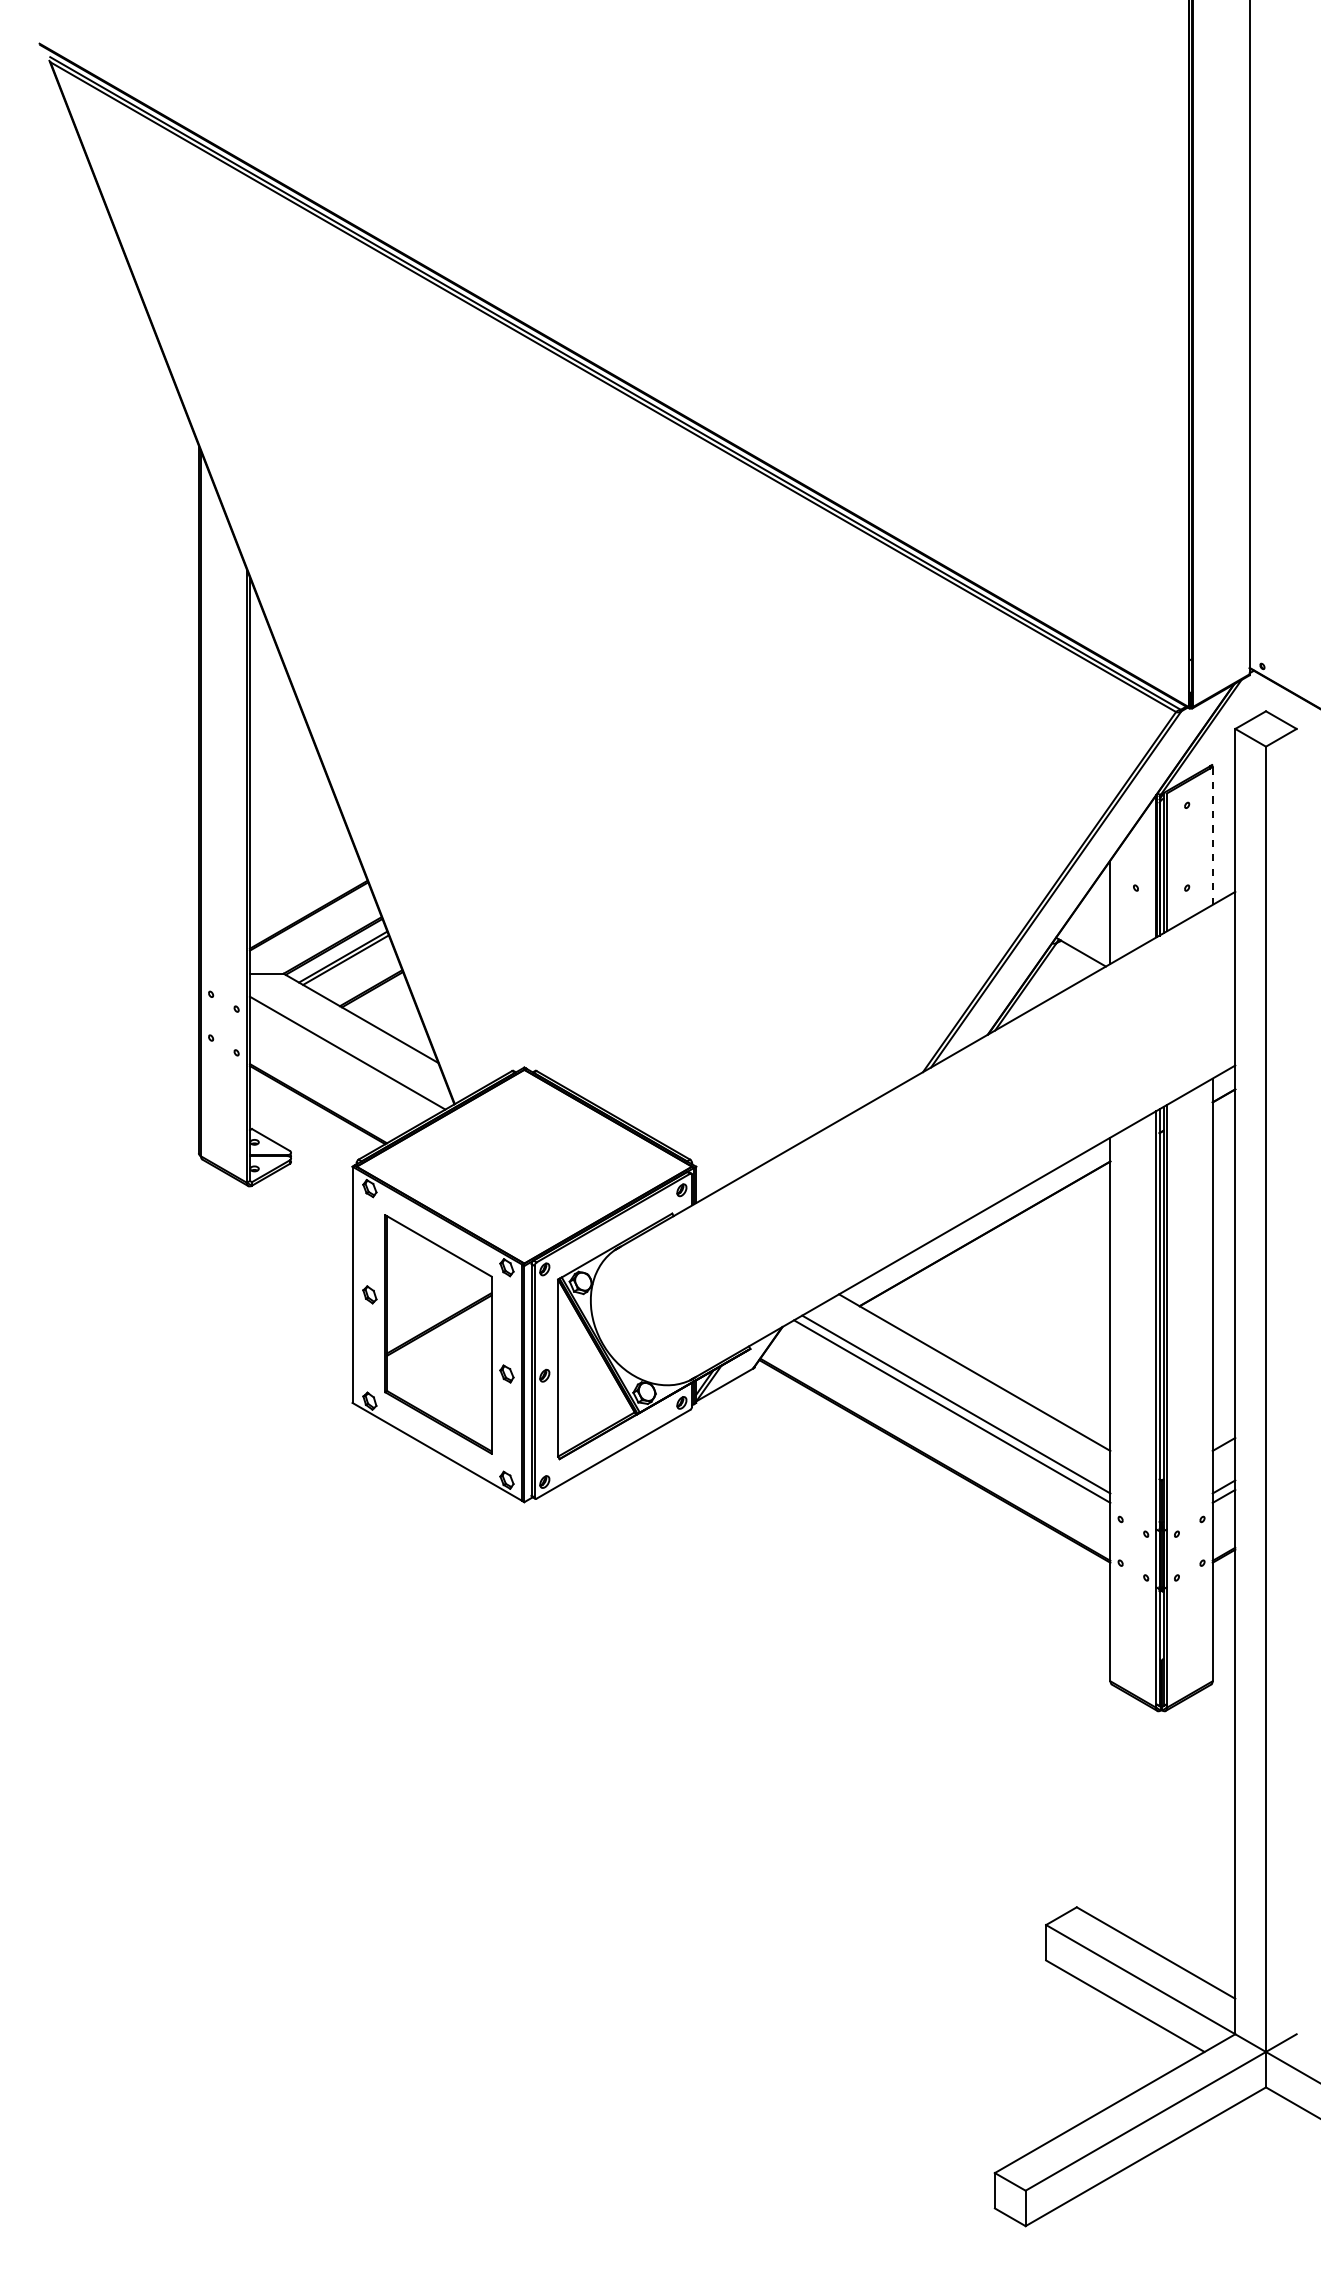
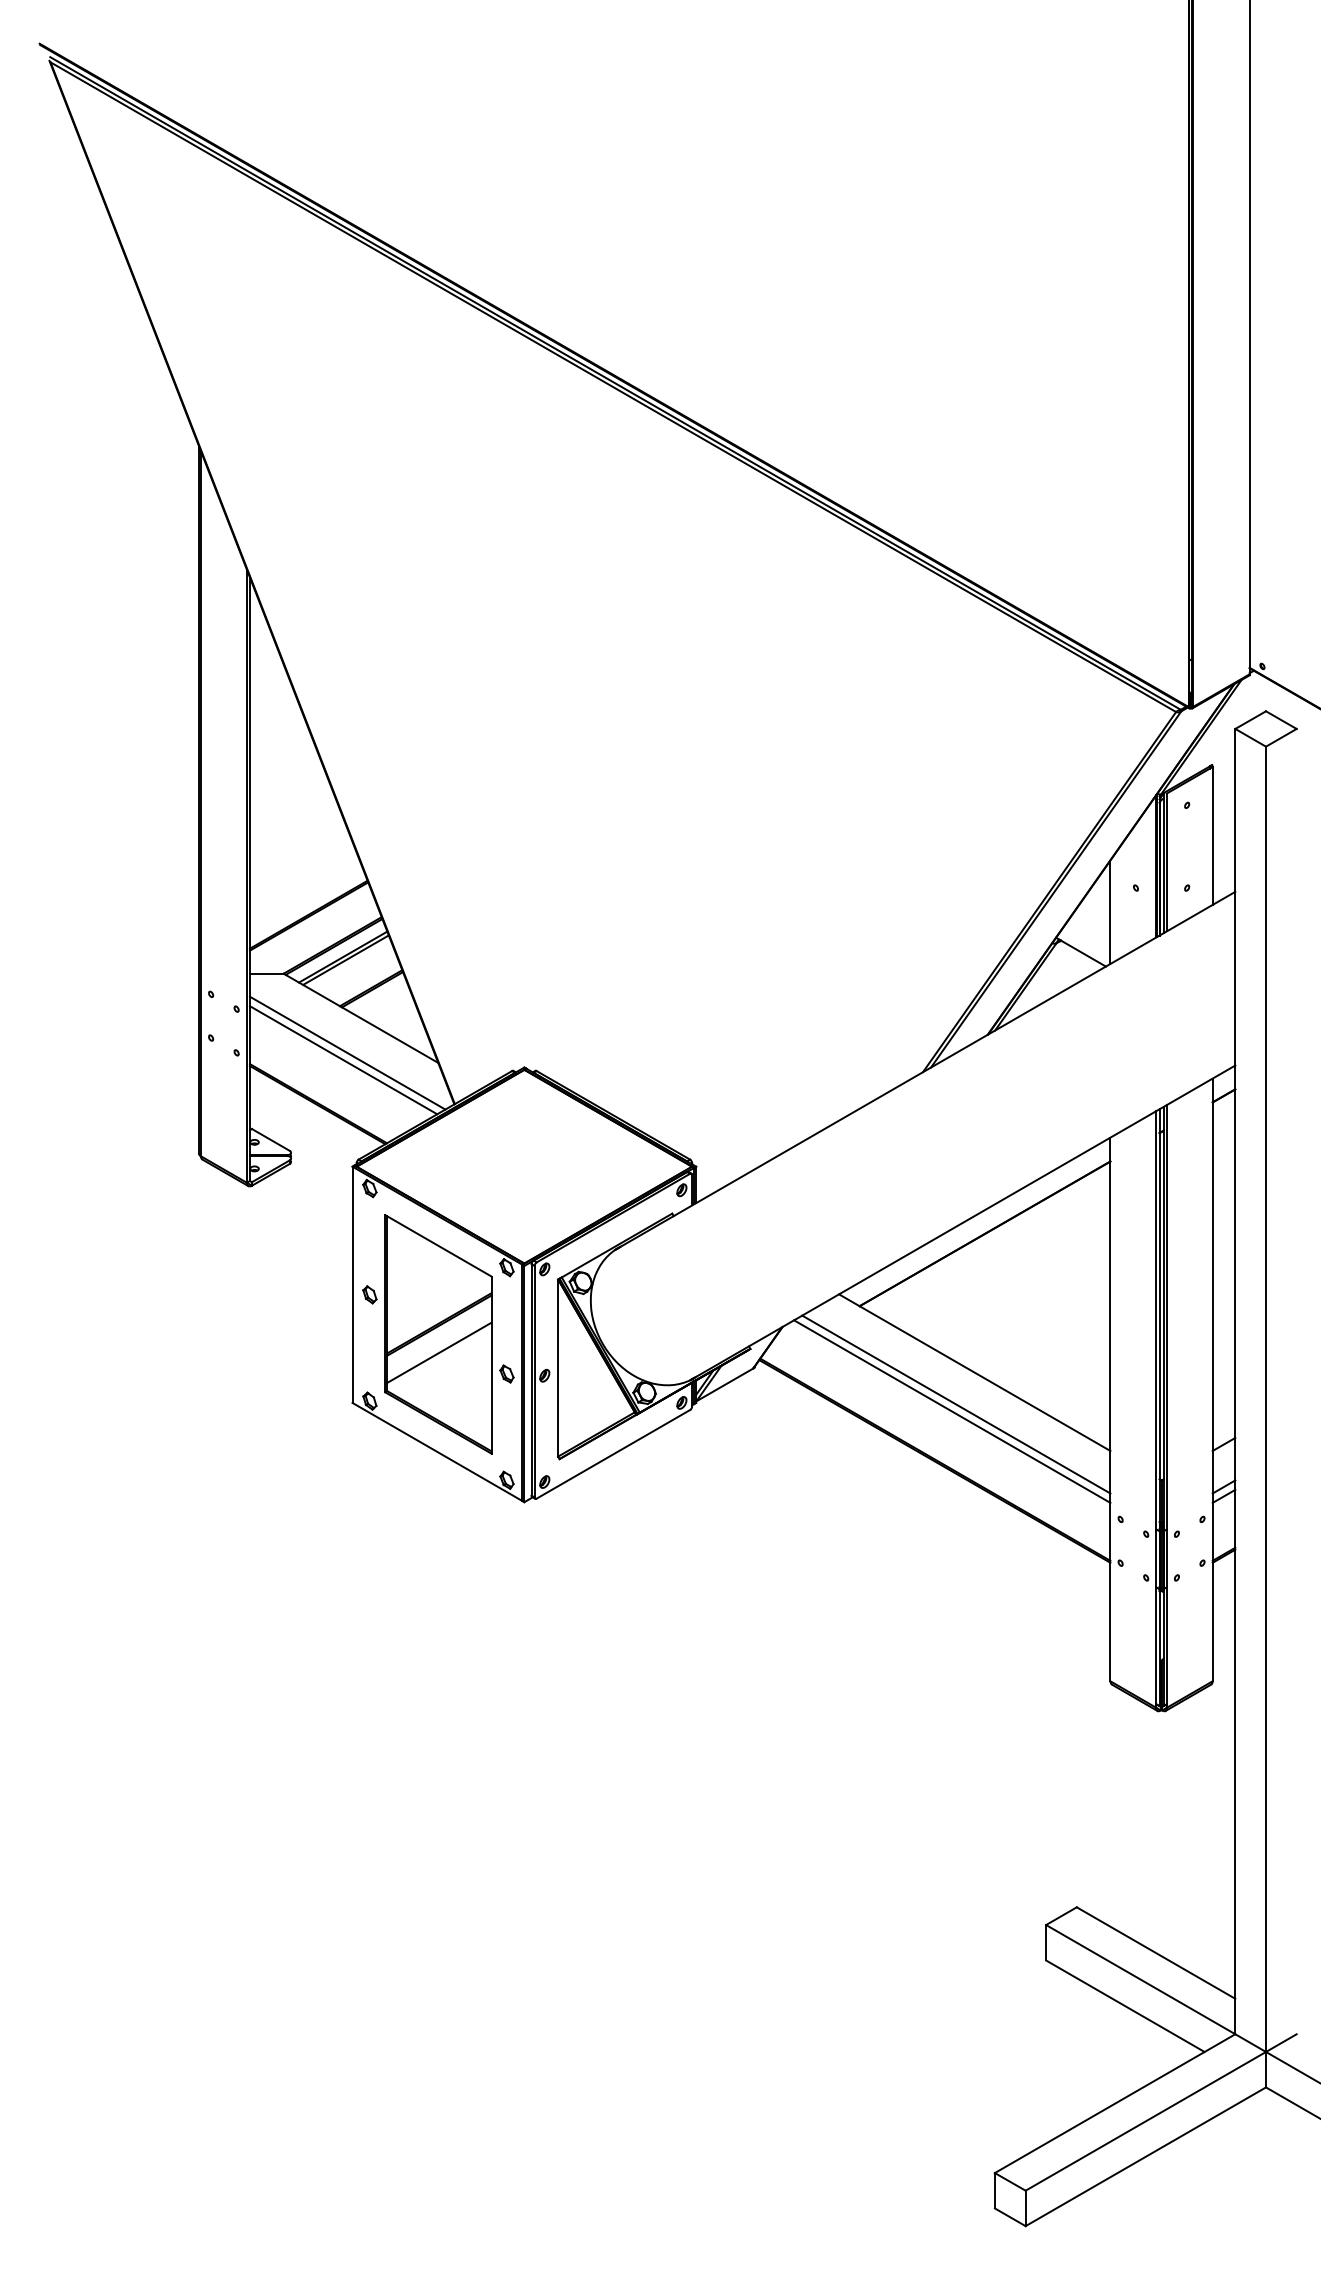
line: dashed -> solid (1212, 835)
line: none -> present (343, 1060)
line: none -> present (439, 1352)
